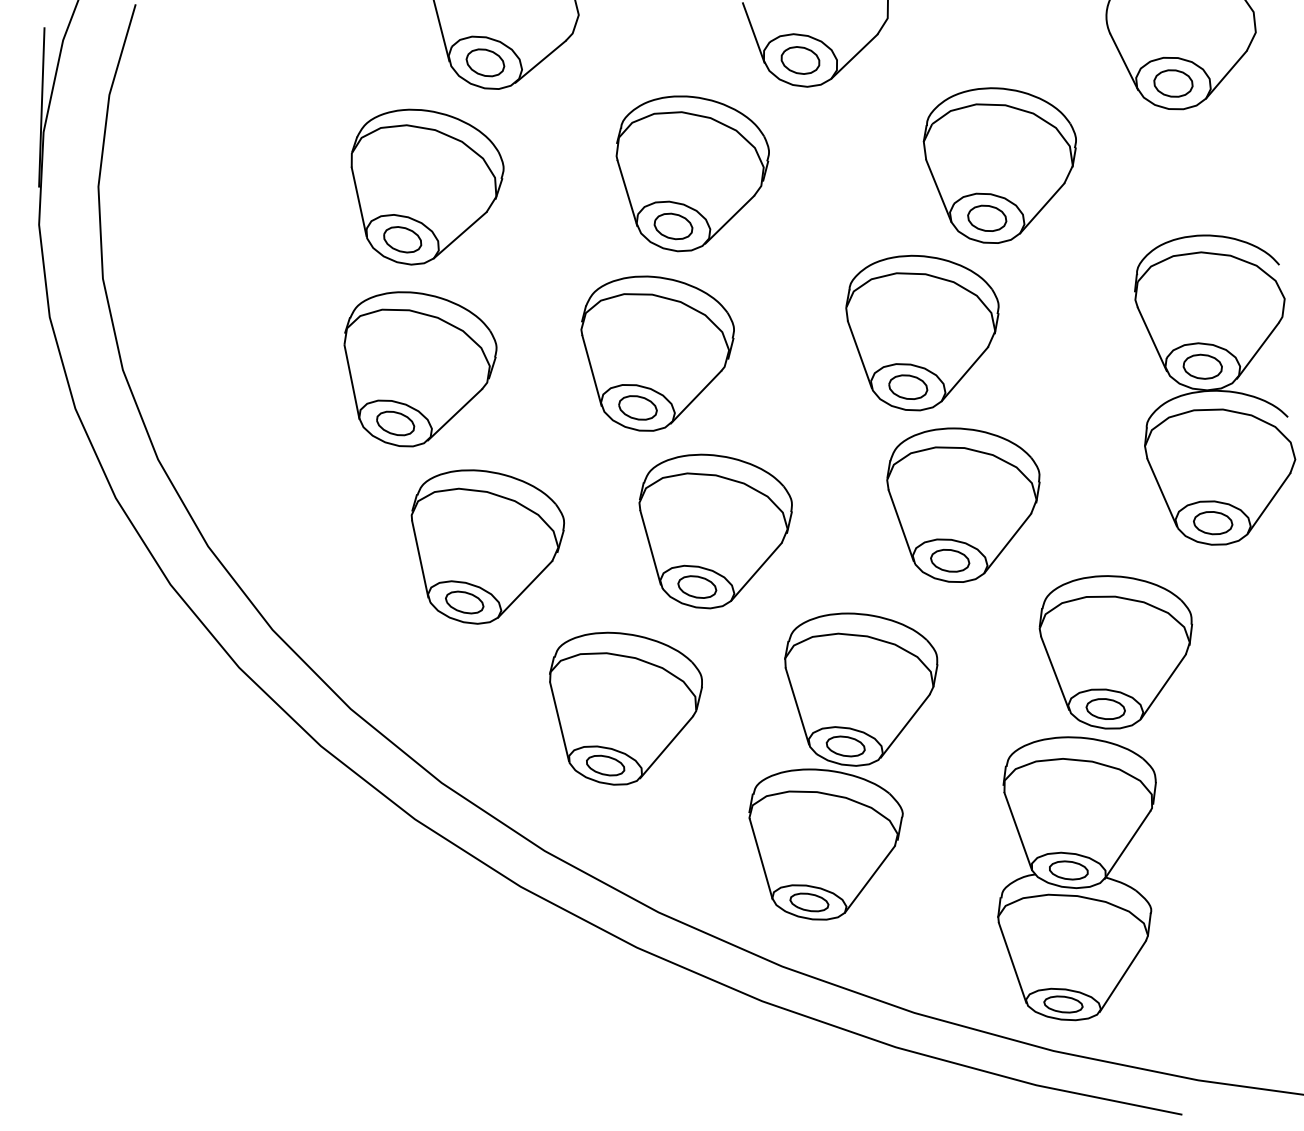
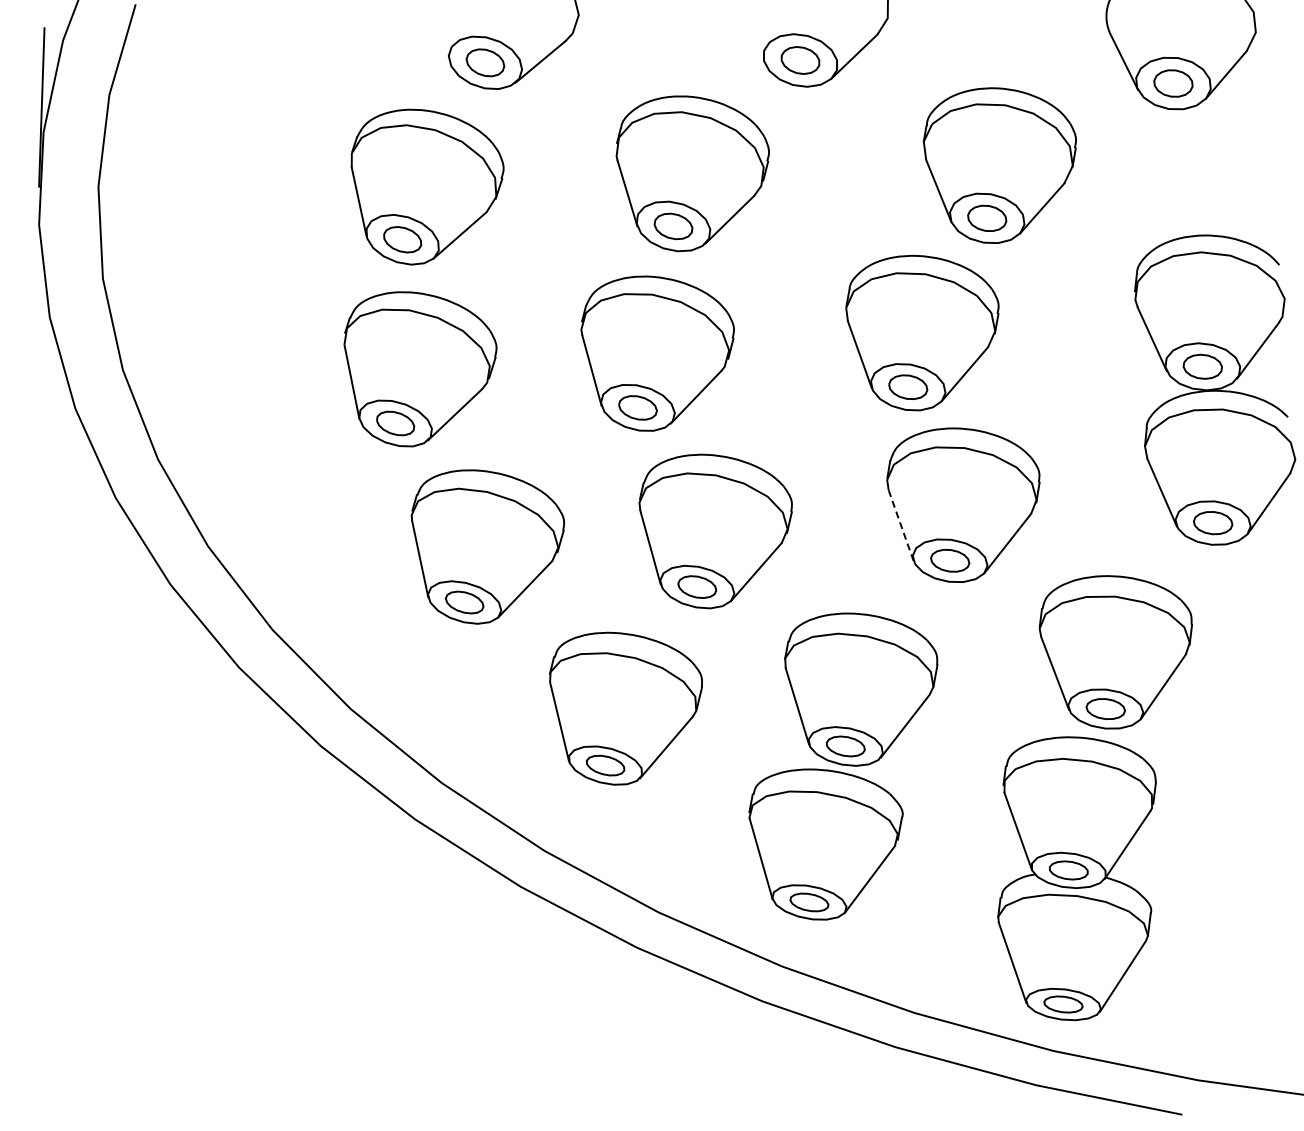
line: present -> none (441, 31)
line: present -> none (753, 32)
line: solid -> dashed (901, 526)
